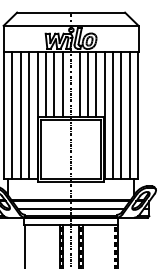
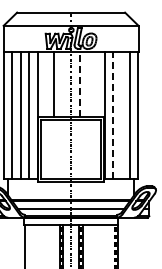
line: present -> none (45, 84)
line: present -> none (62, 84)
line: solid -> dashed (79, 84)
line: present -> none (87, 84)
line: present -> none (96, 84)
line: solid -> dashed (113, 115)
line: present -> none (121, 115)
